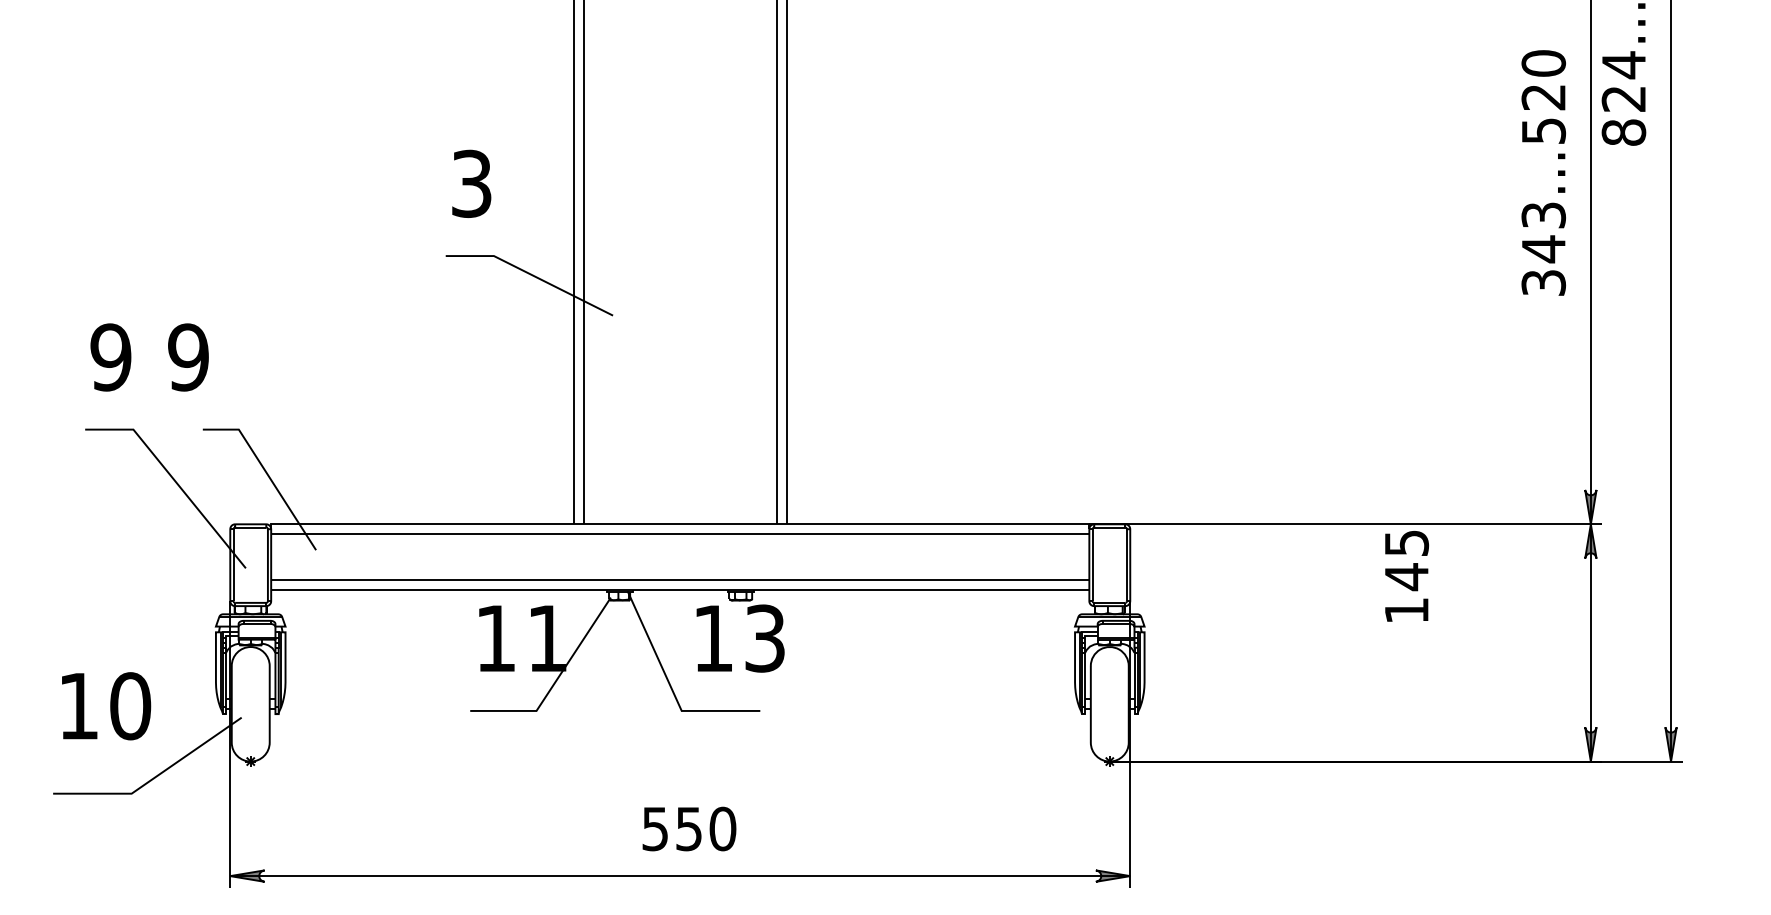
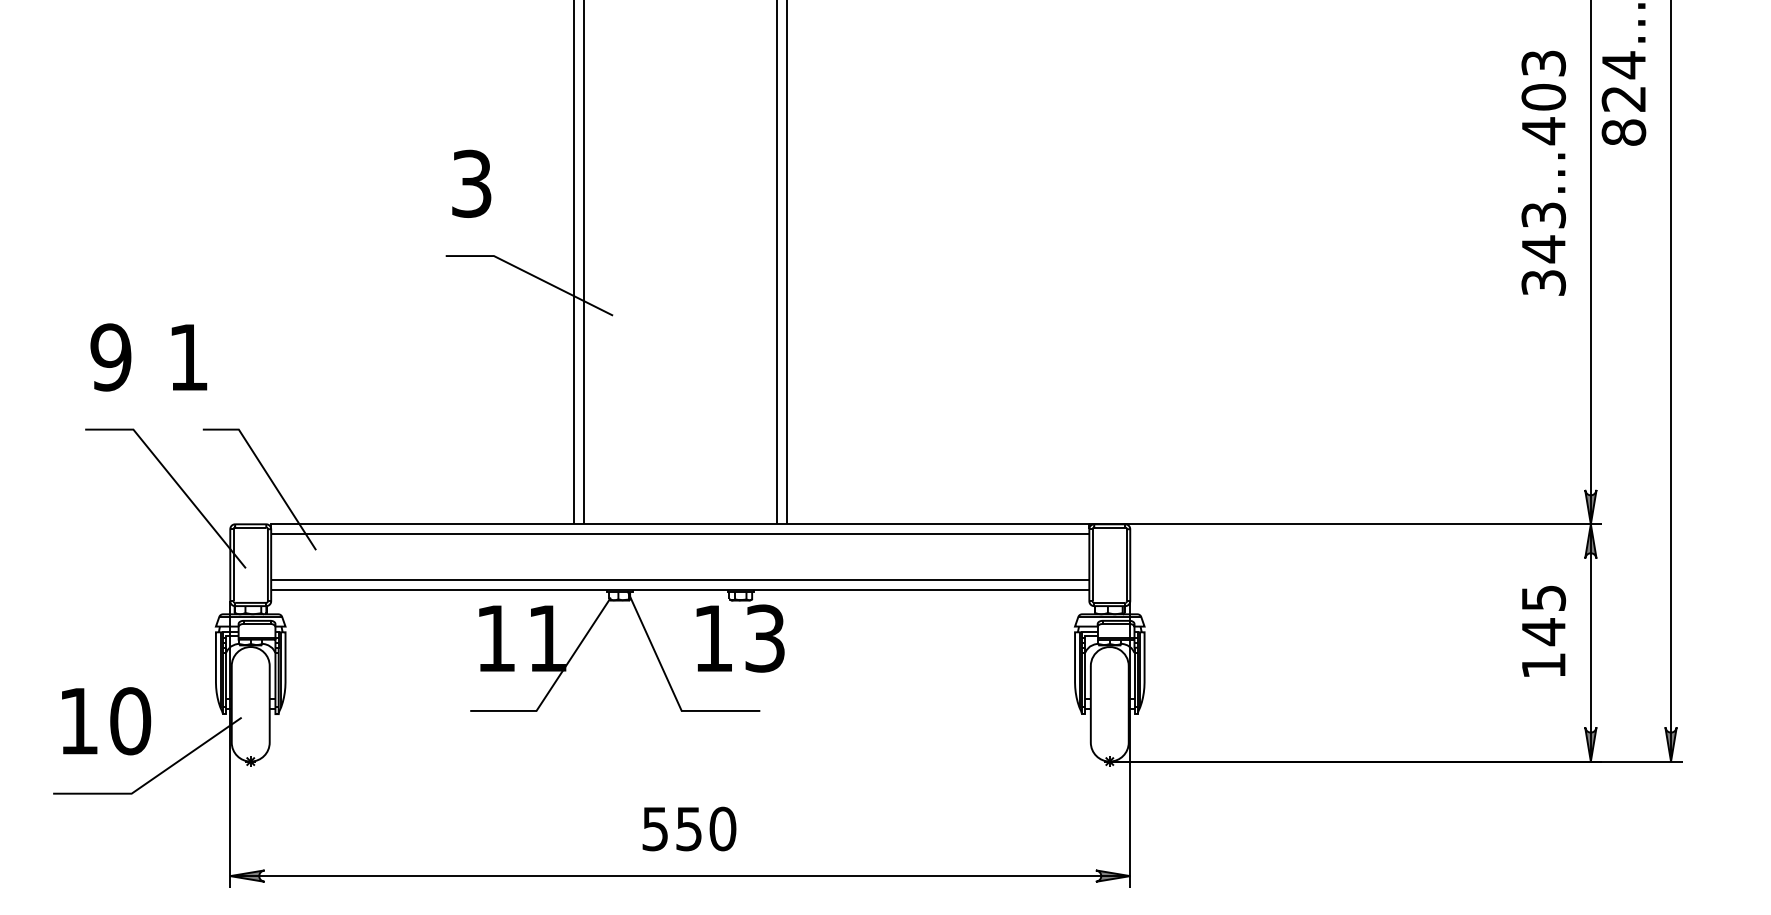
text: 343...520 -> 343...403 (1543, 97)
text: 9 -> 1 (188, 357)
text position: (1406, 576) -> (1543, 631) (1543, 631)
text position: (106, 706) -> (106, 721) (106, 721)
